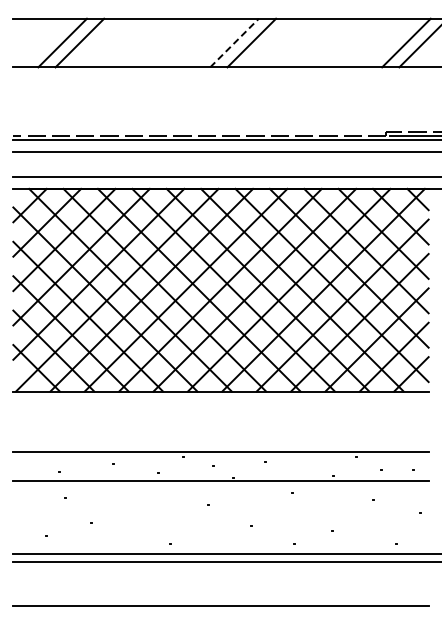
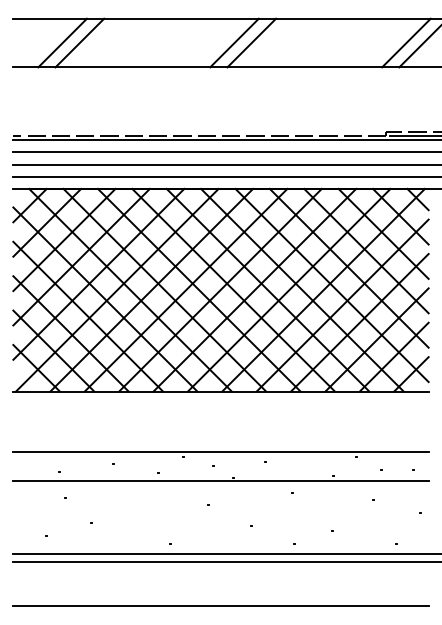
line: dashed -> solid (234, 42)
line: none -> present (225, 164)
